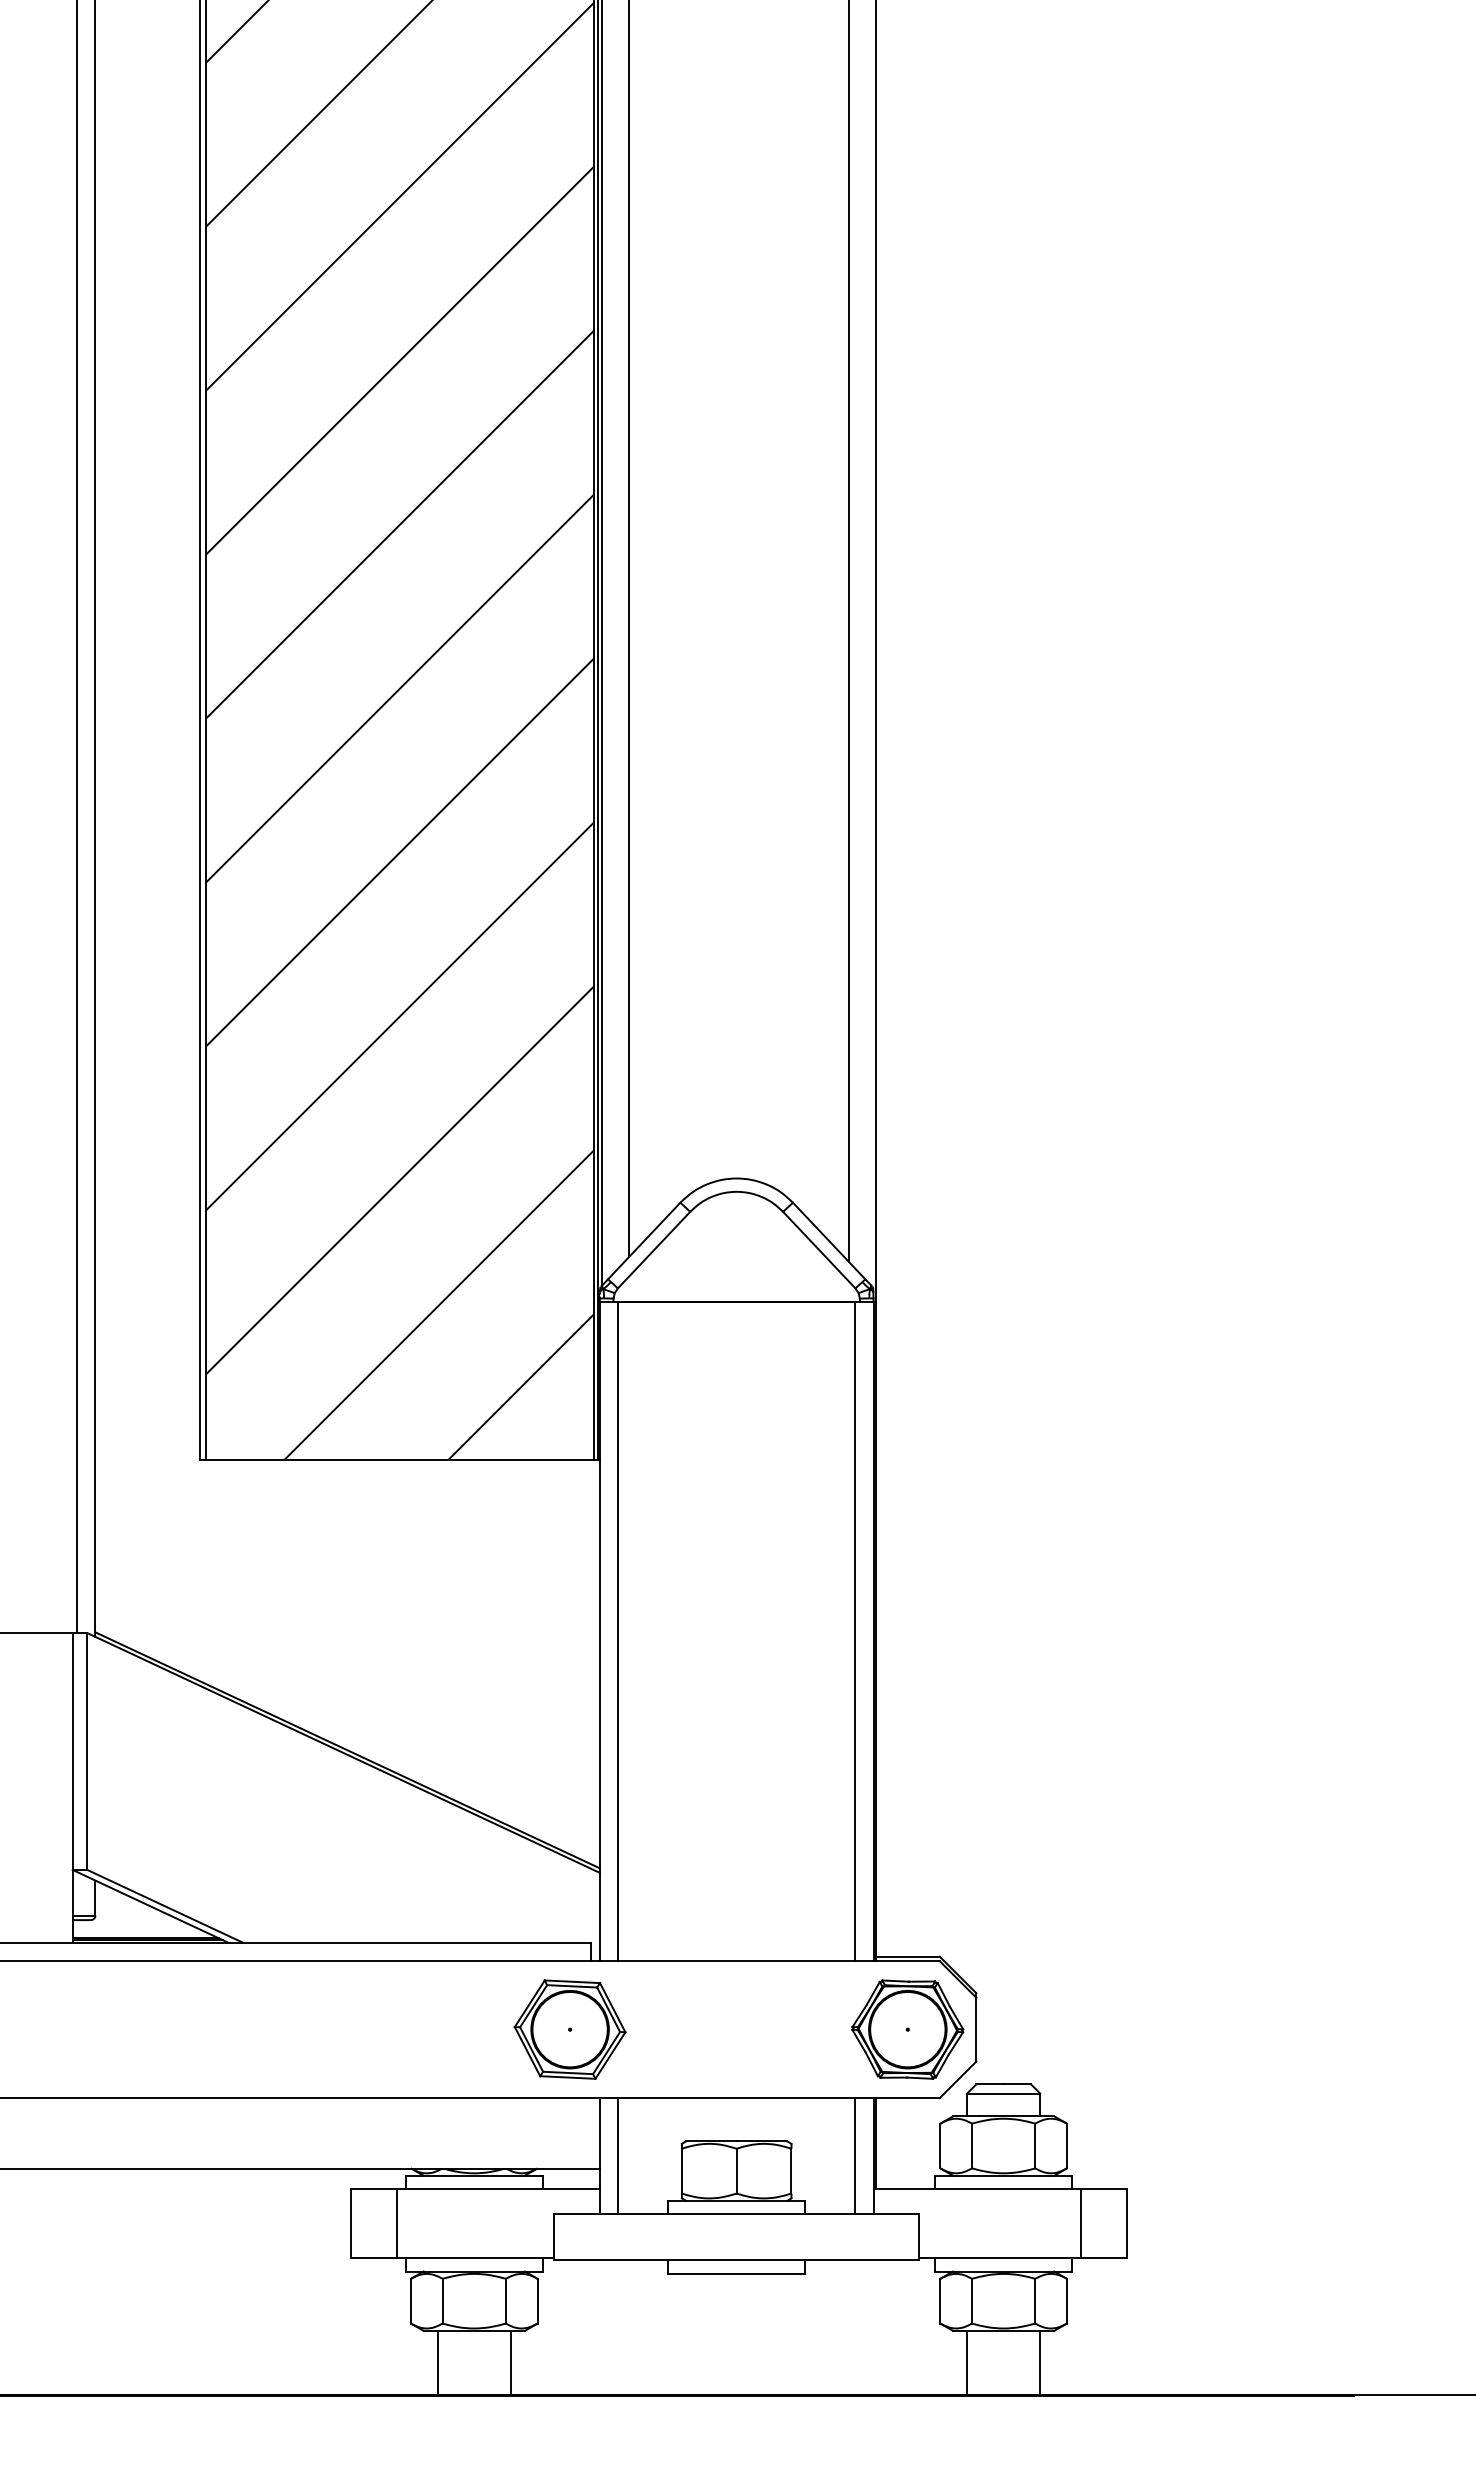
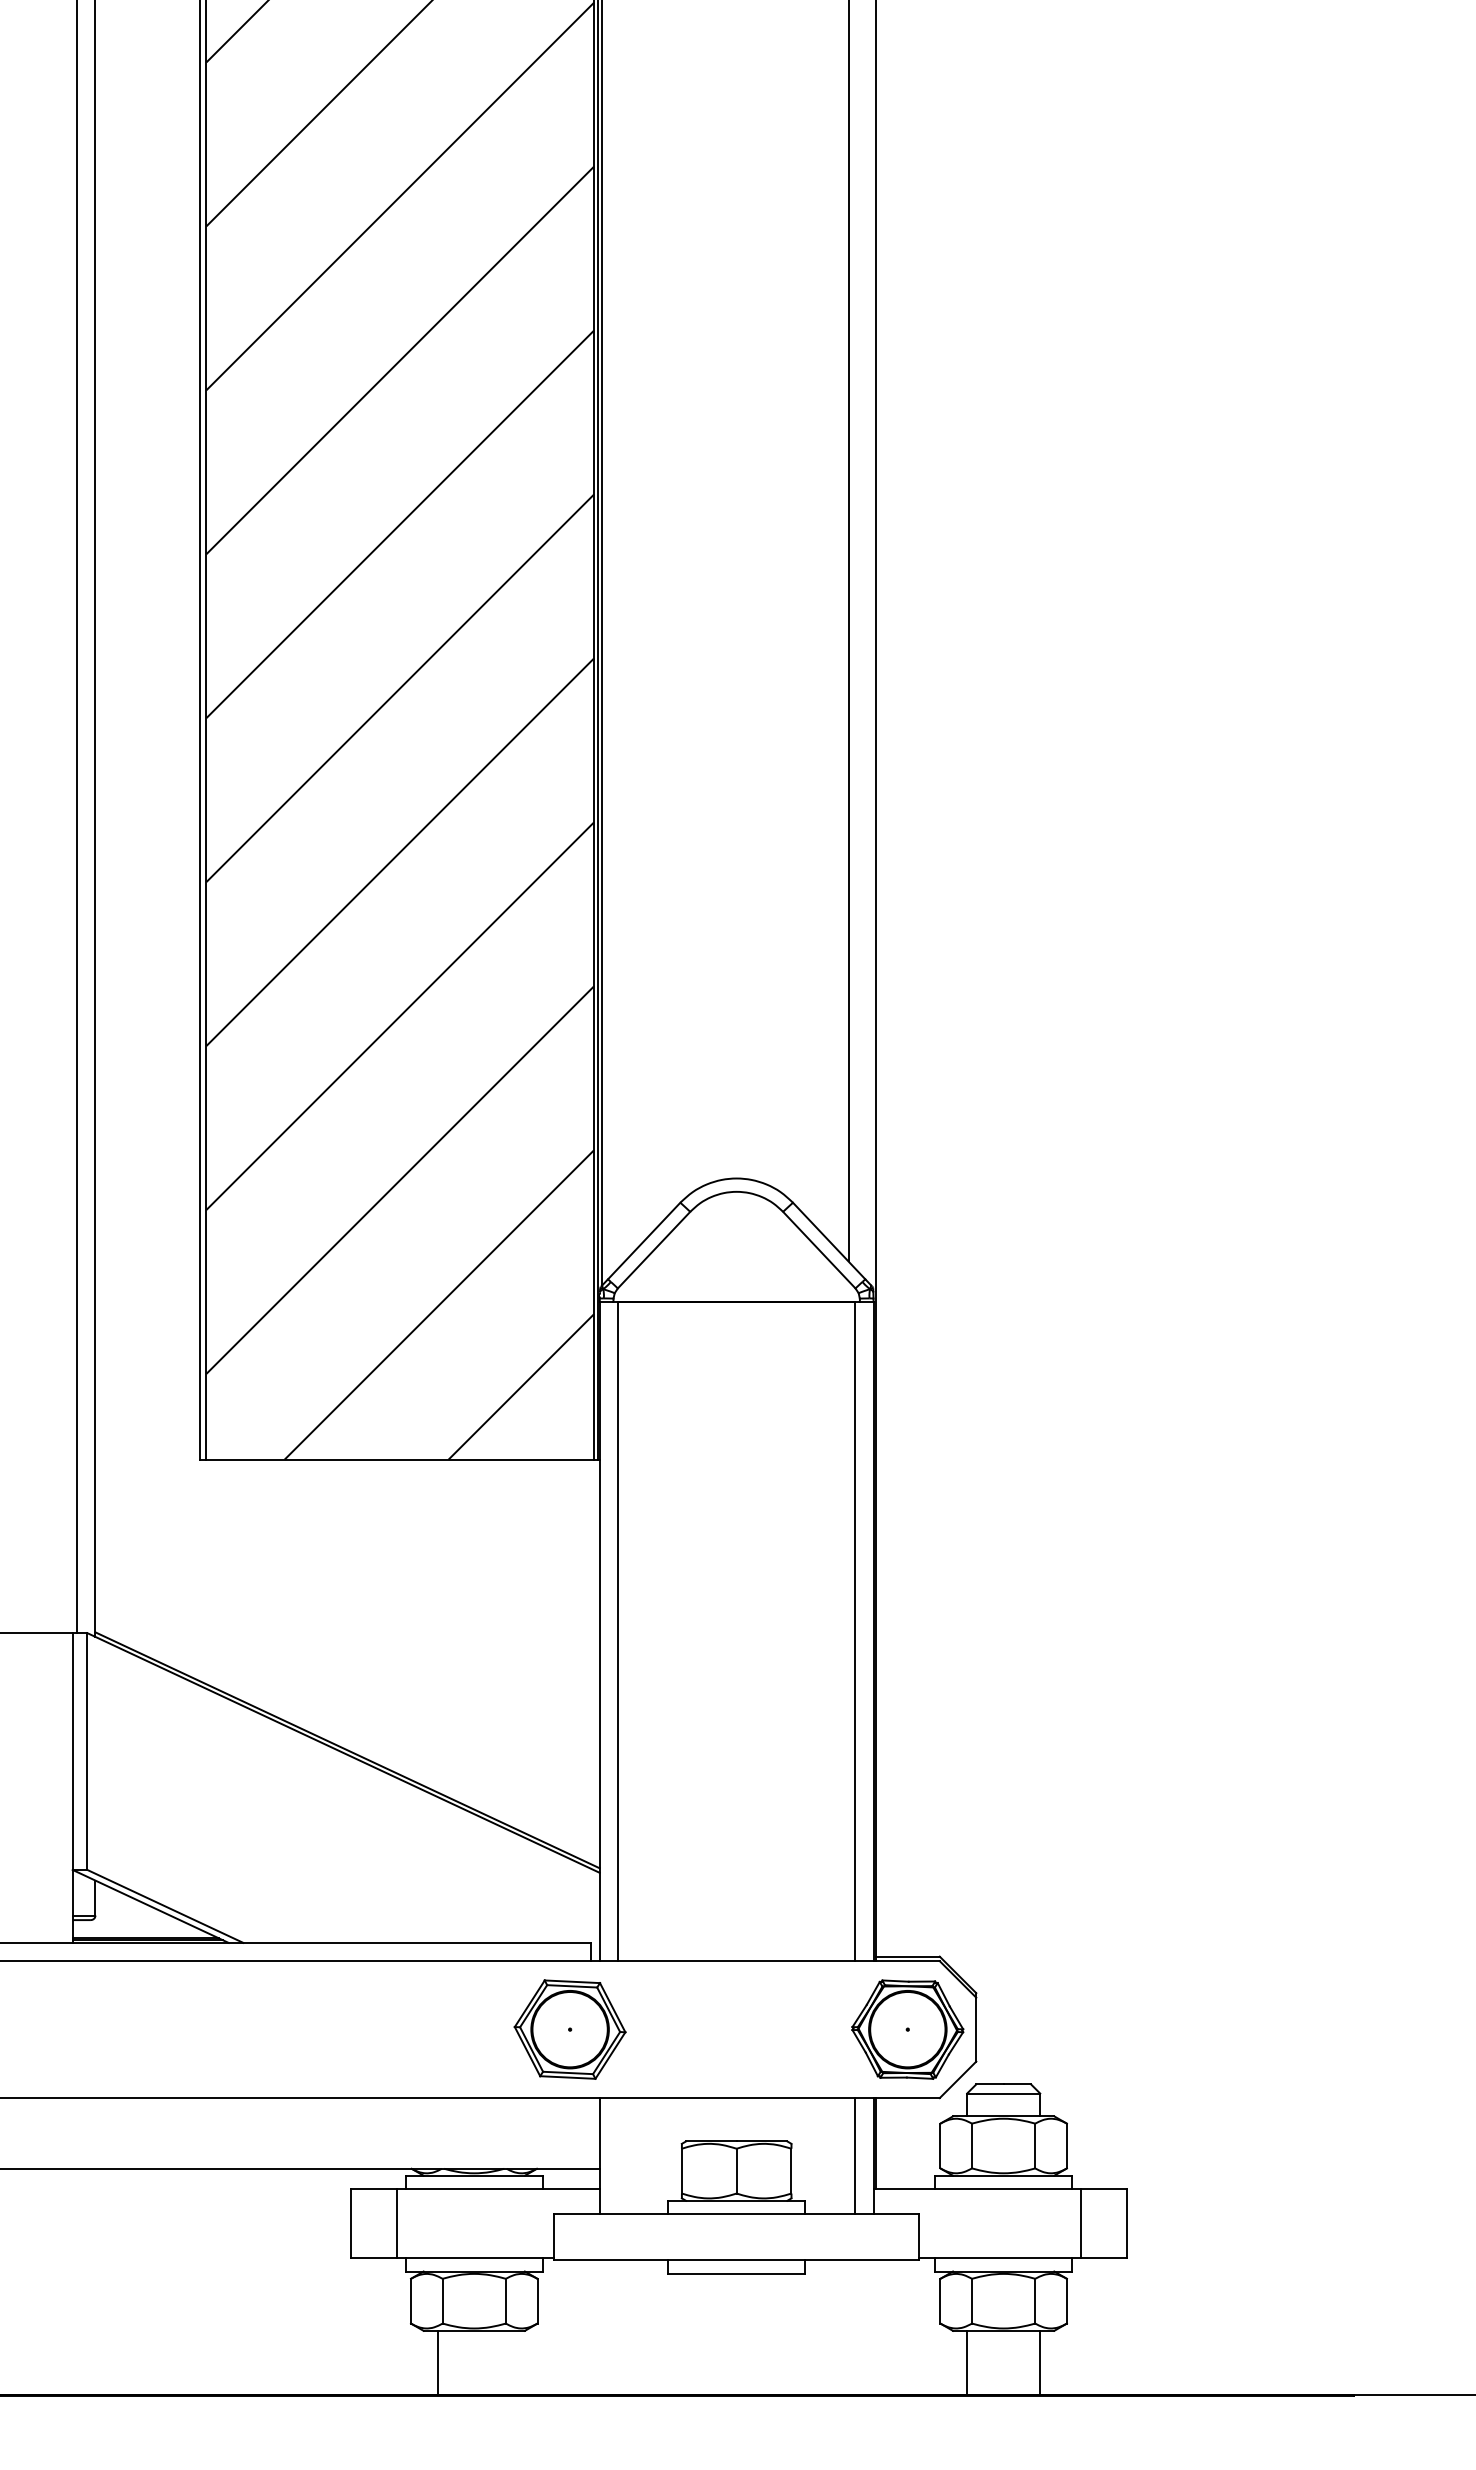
line: present -> none (629, 629)
line: present -> none (618, 2156)
line: present -> none (510, 2362)
